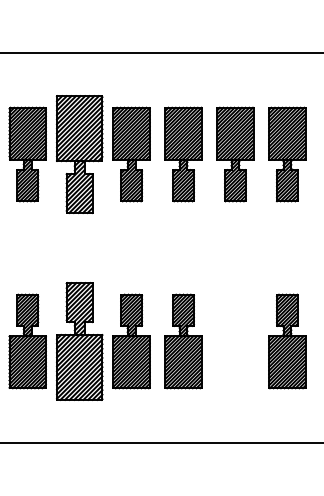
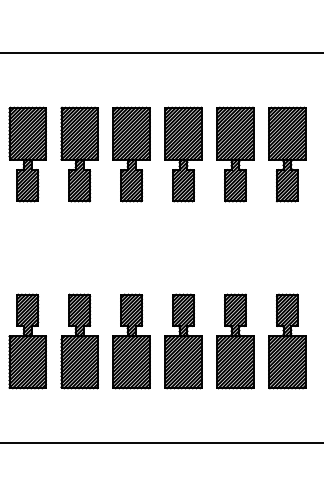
part size: 49x119 px -> 39x97 px (79, 154)
part size: 49x119 px -> 39x97 px (79, 341)
part: none -> present (235, 341)
